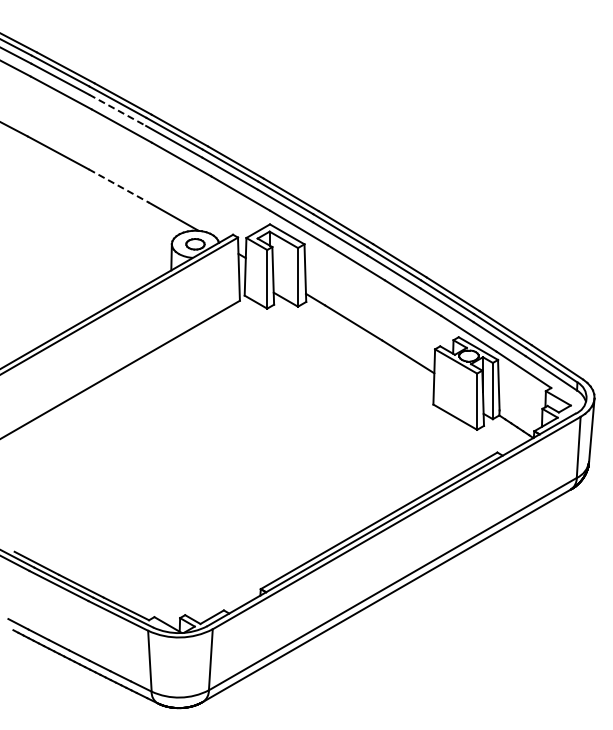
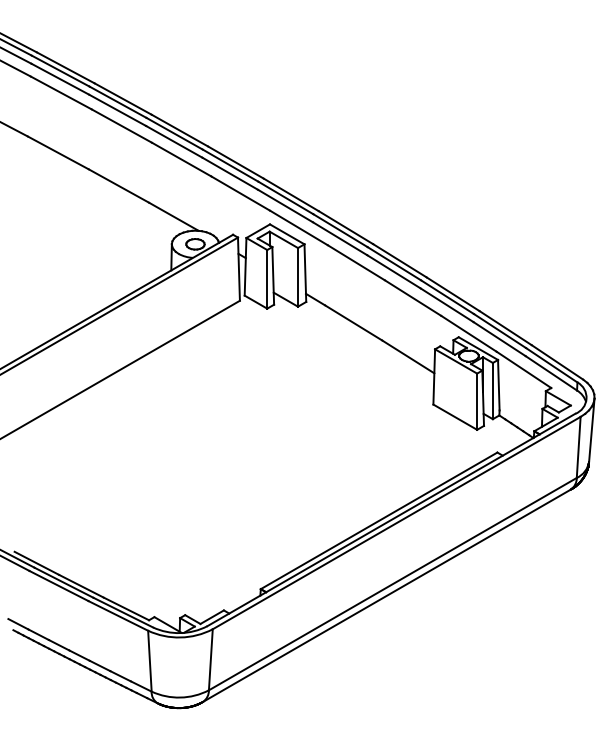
line: dashed -> solid (117, 110)
line: dashed -> solid (119, 186)
